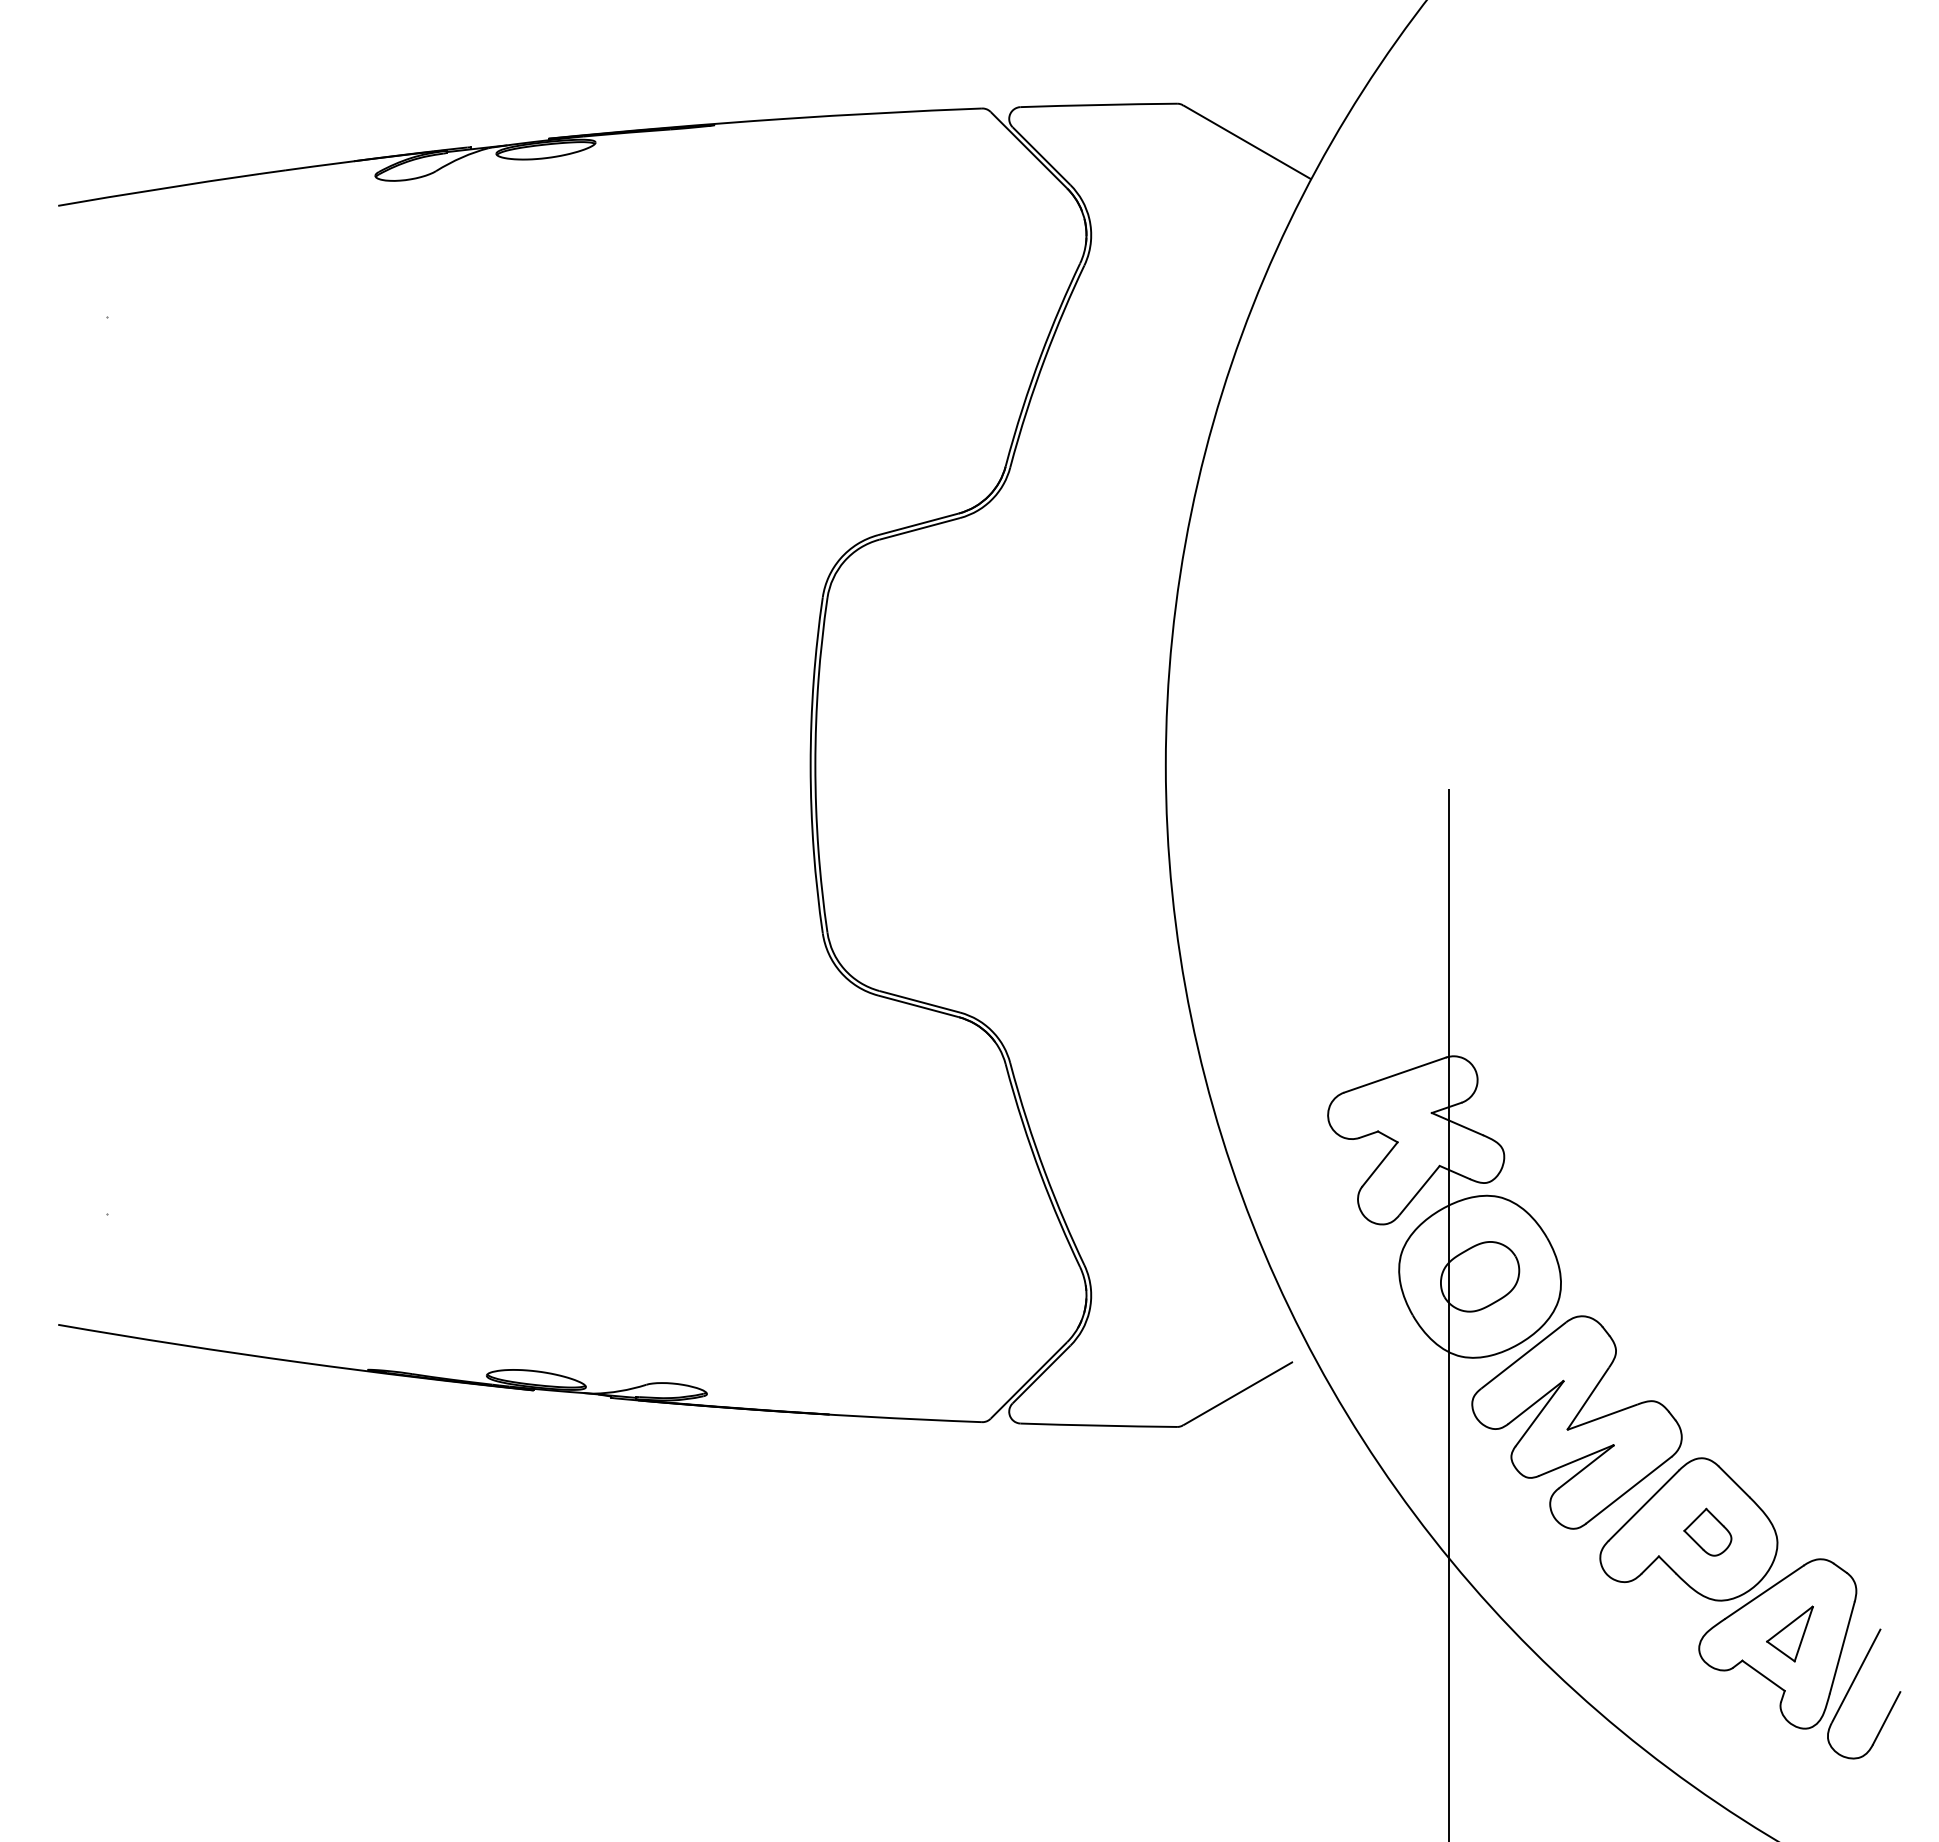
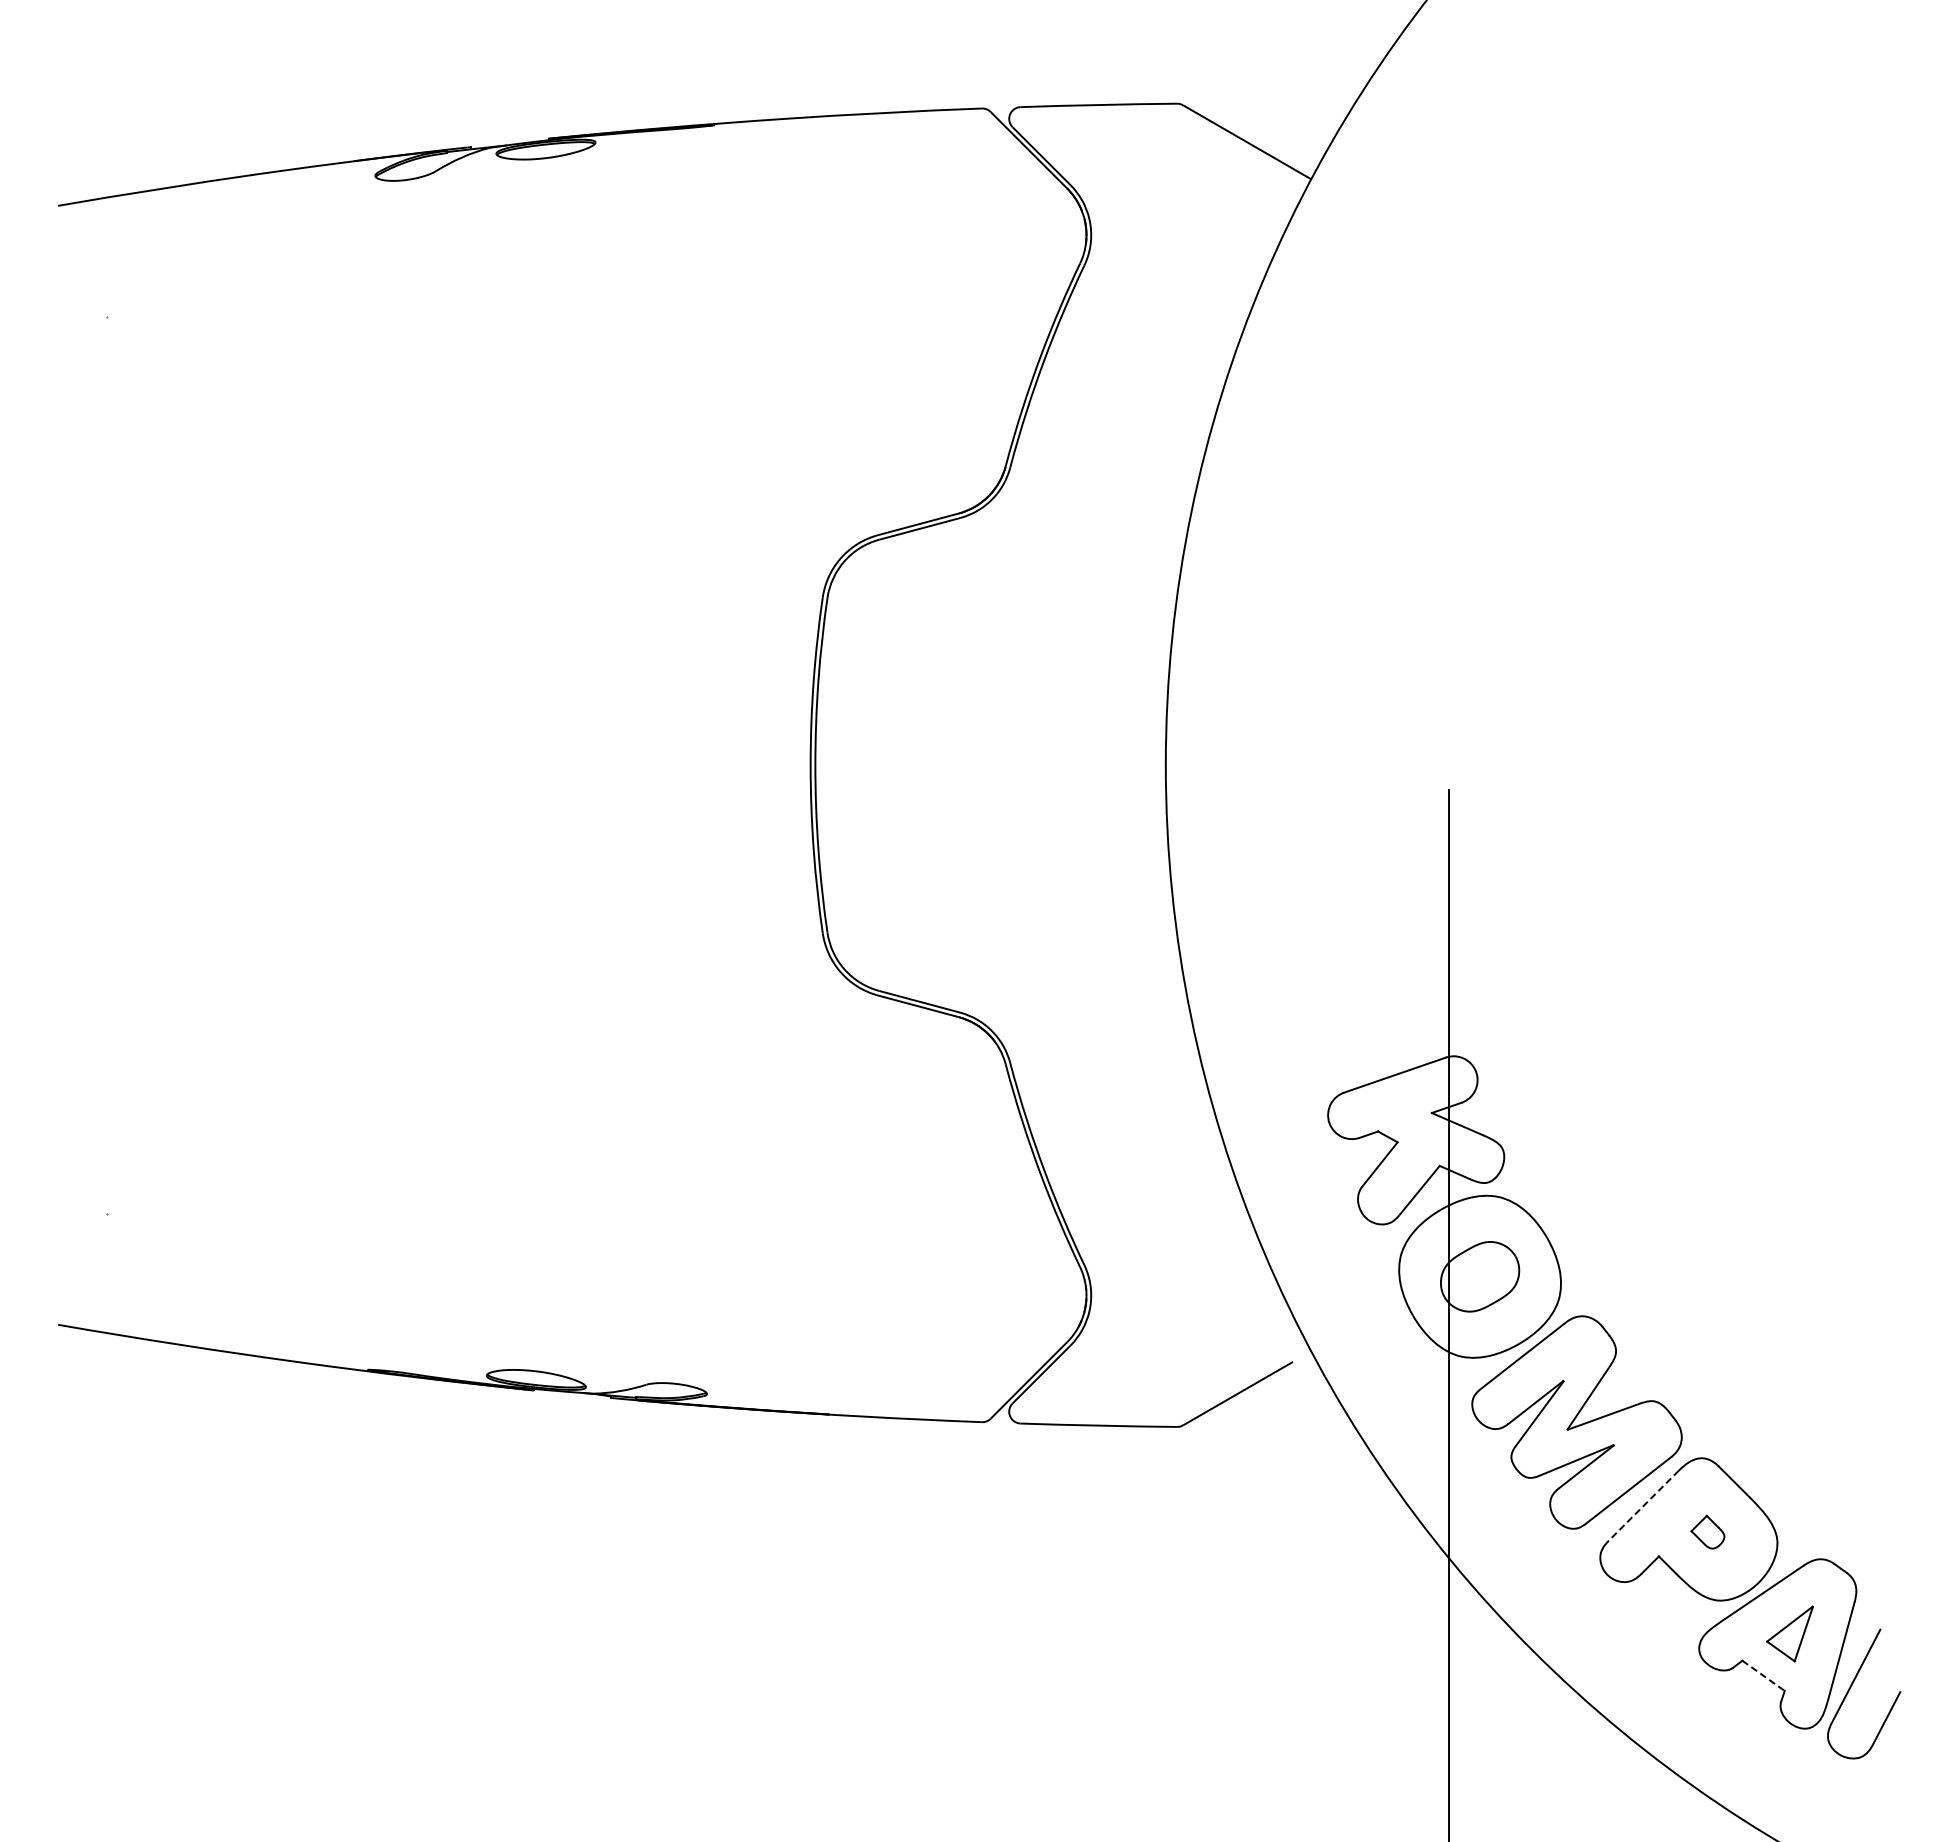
line: solid -> dashed (1643, 1505)
part size: 50x50 px -> 36x36 px (1707, 1531)
line: solid -> dashed (1763, 1675)
